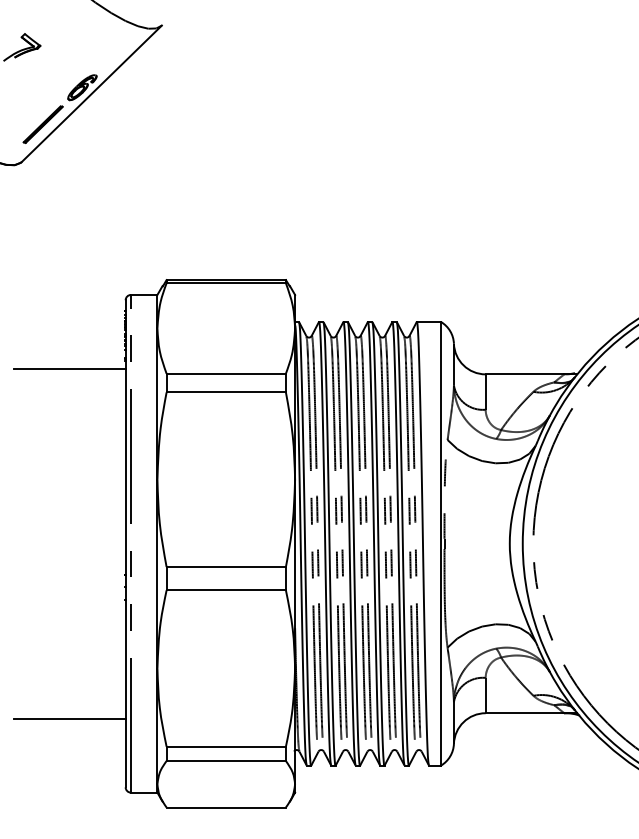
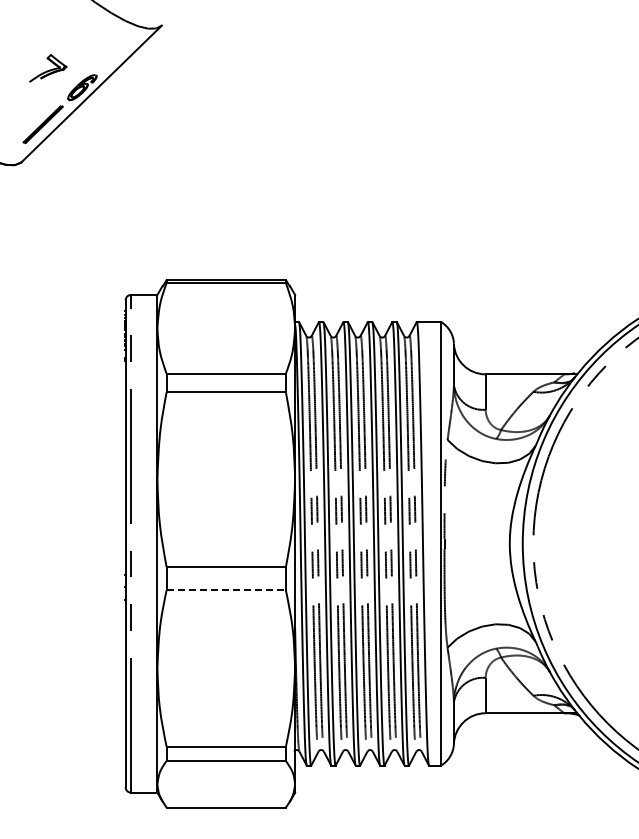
part position: (22, 47) -> (48, 68) (48, 68)
line: present -> none (69, 369)
line: solid -> dashed (226, 590)
line: present -> none (69, 718)
